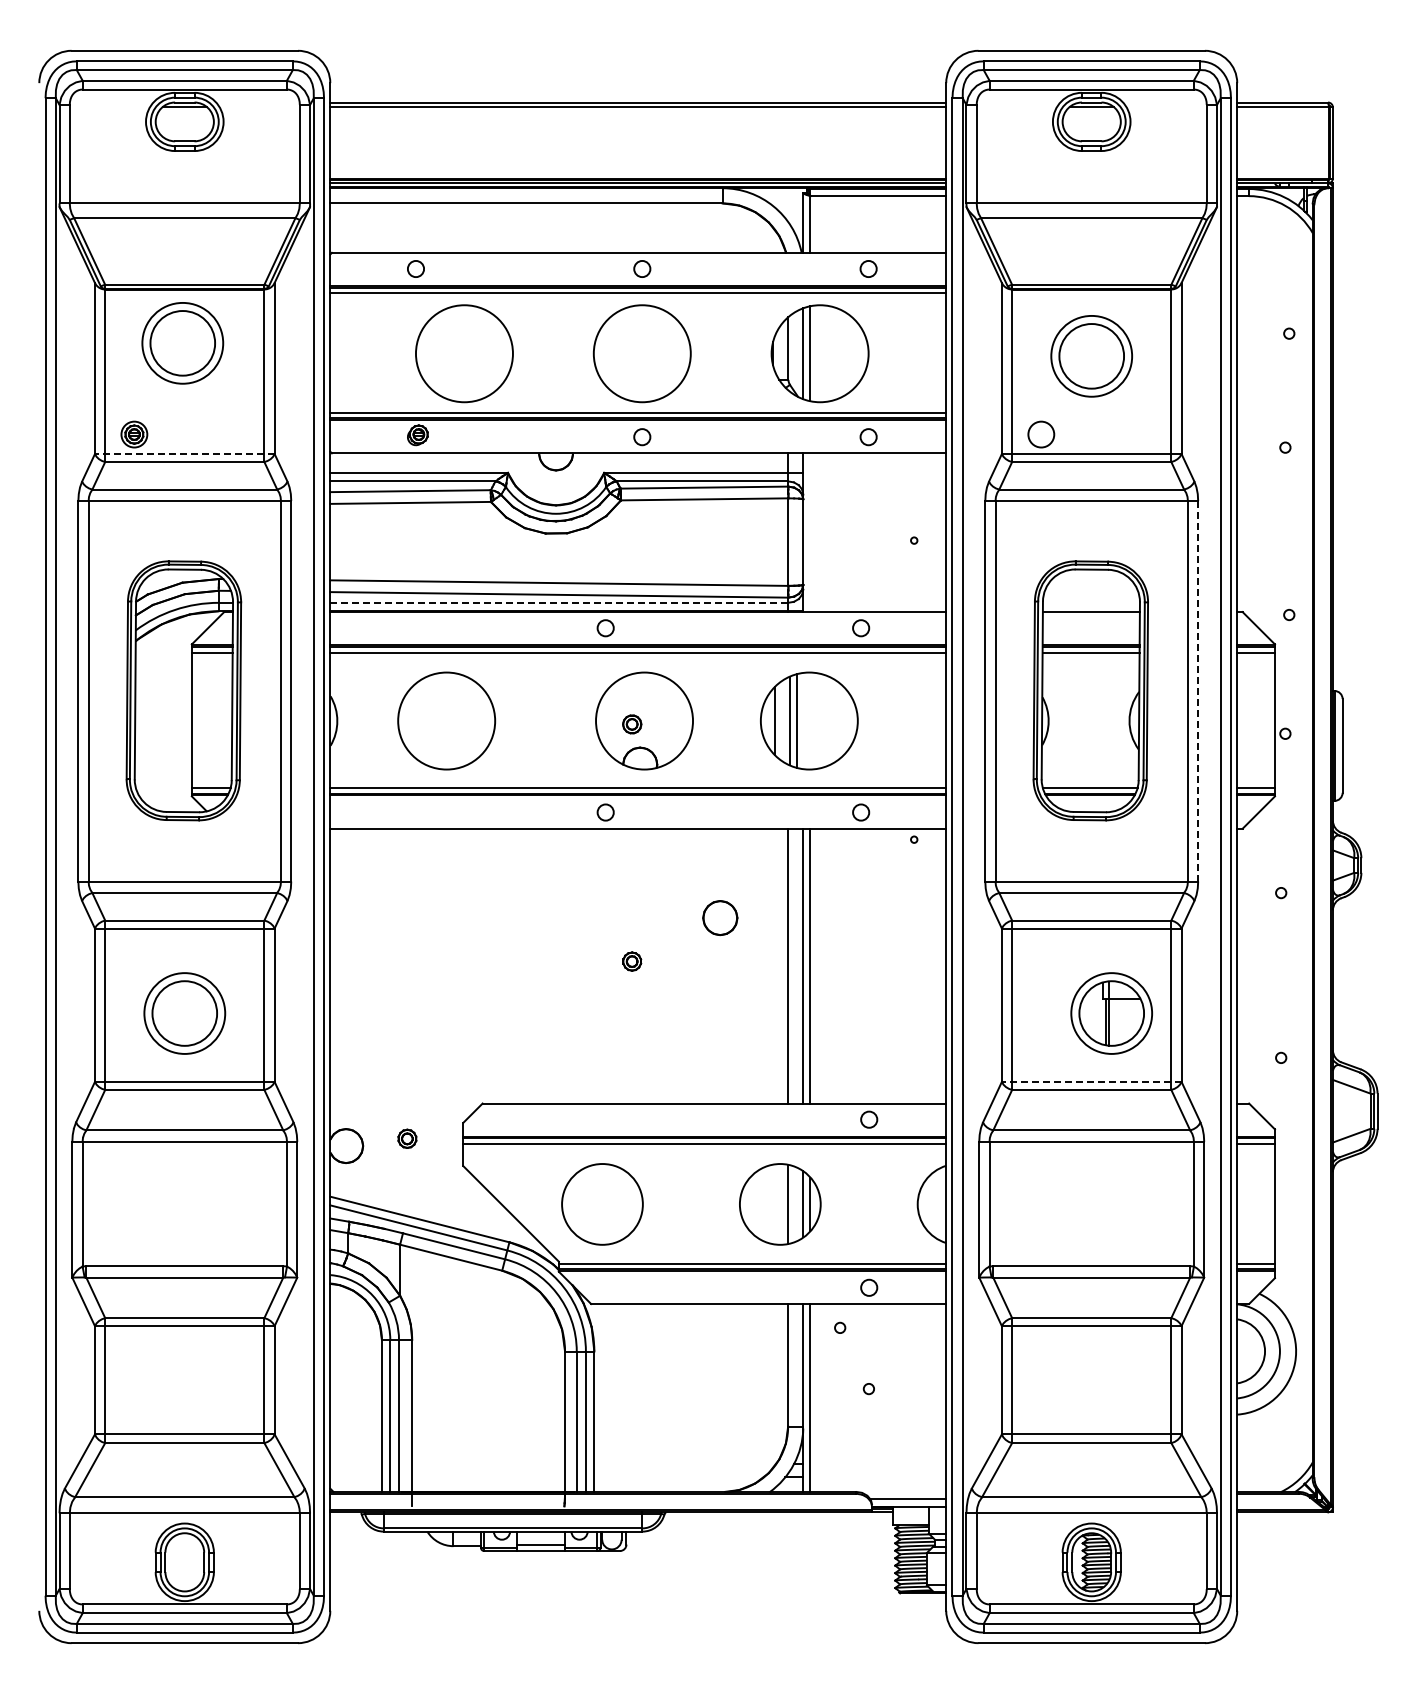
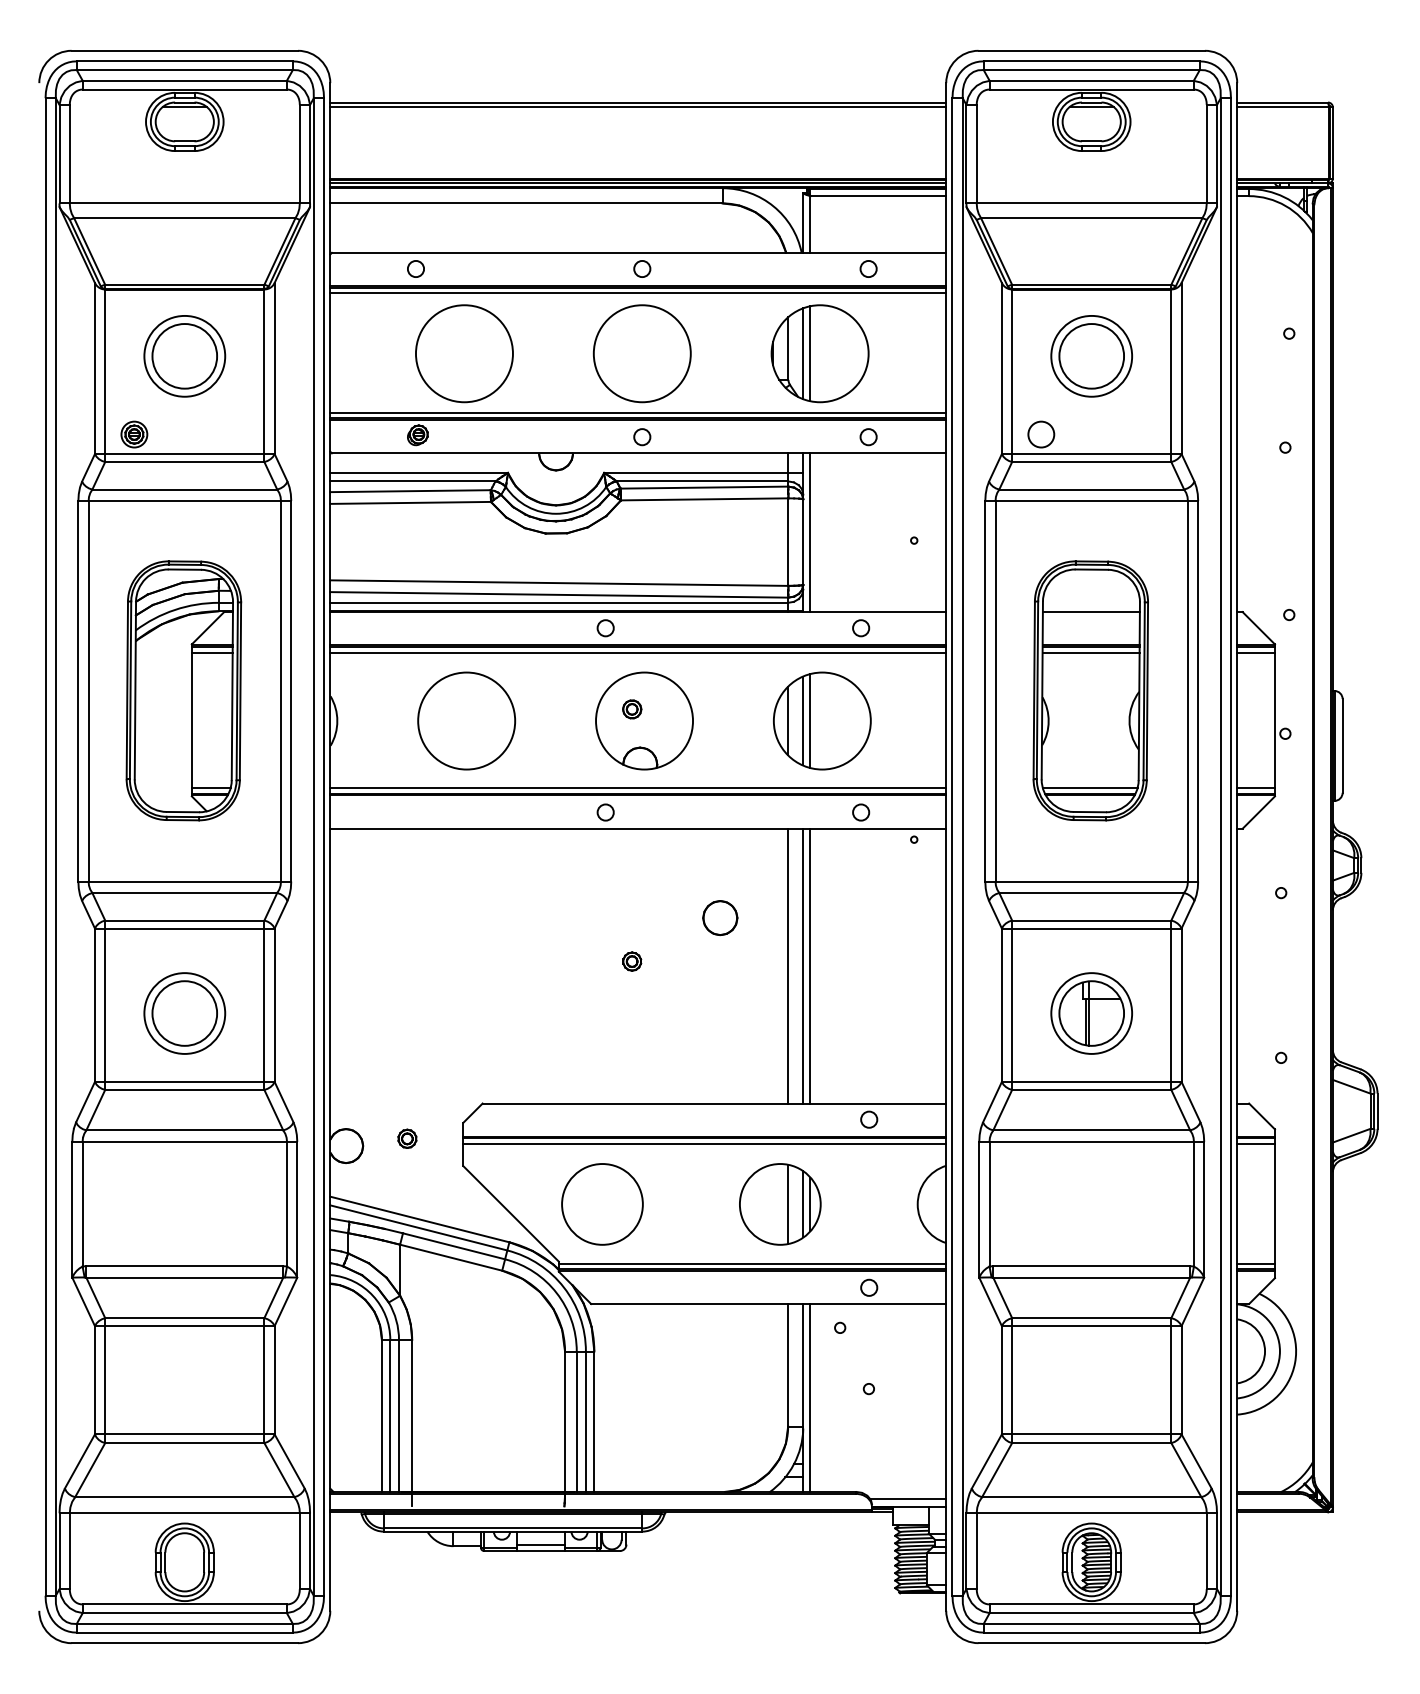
part position: (182, 343) -> (184, 356) (184, 356)
line: dashed -> solid (184, 454)
line: none -> present (810, 532)
line: dashed -> solid (559, 602)
line: dashed -> solid (1198, 691)
circle position: (446, 720) -> (466, 720) (466, 720)
part position: (809, 720) -> (822, 720) (822, 720)
part position: (632, 724) -> (632, 709) (632, 709)
part position: (1111, 1013) -> (1091, 1013) (1091, 1013)
line: dashed -> solid (1091, 1081)
